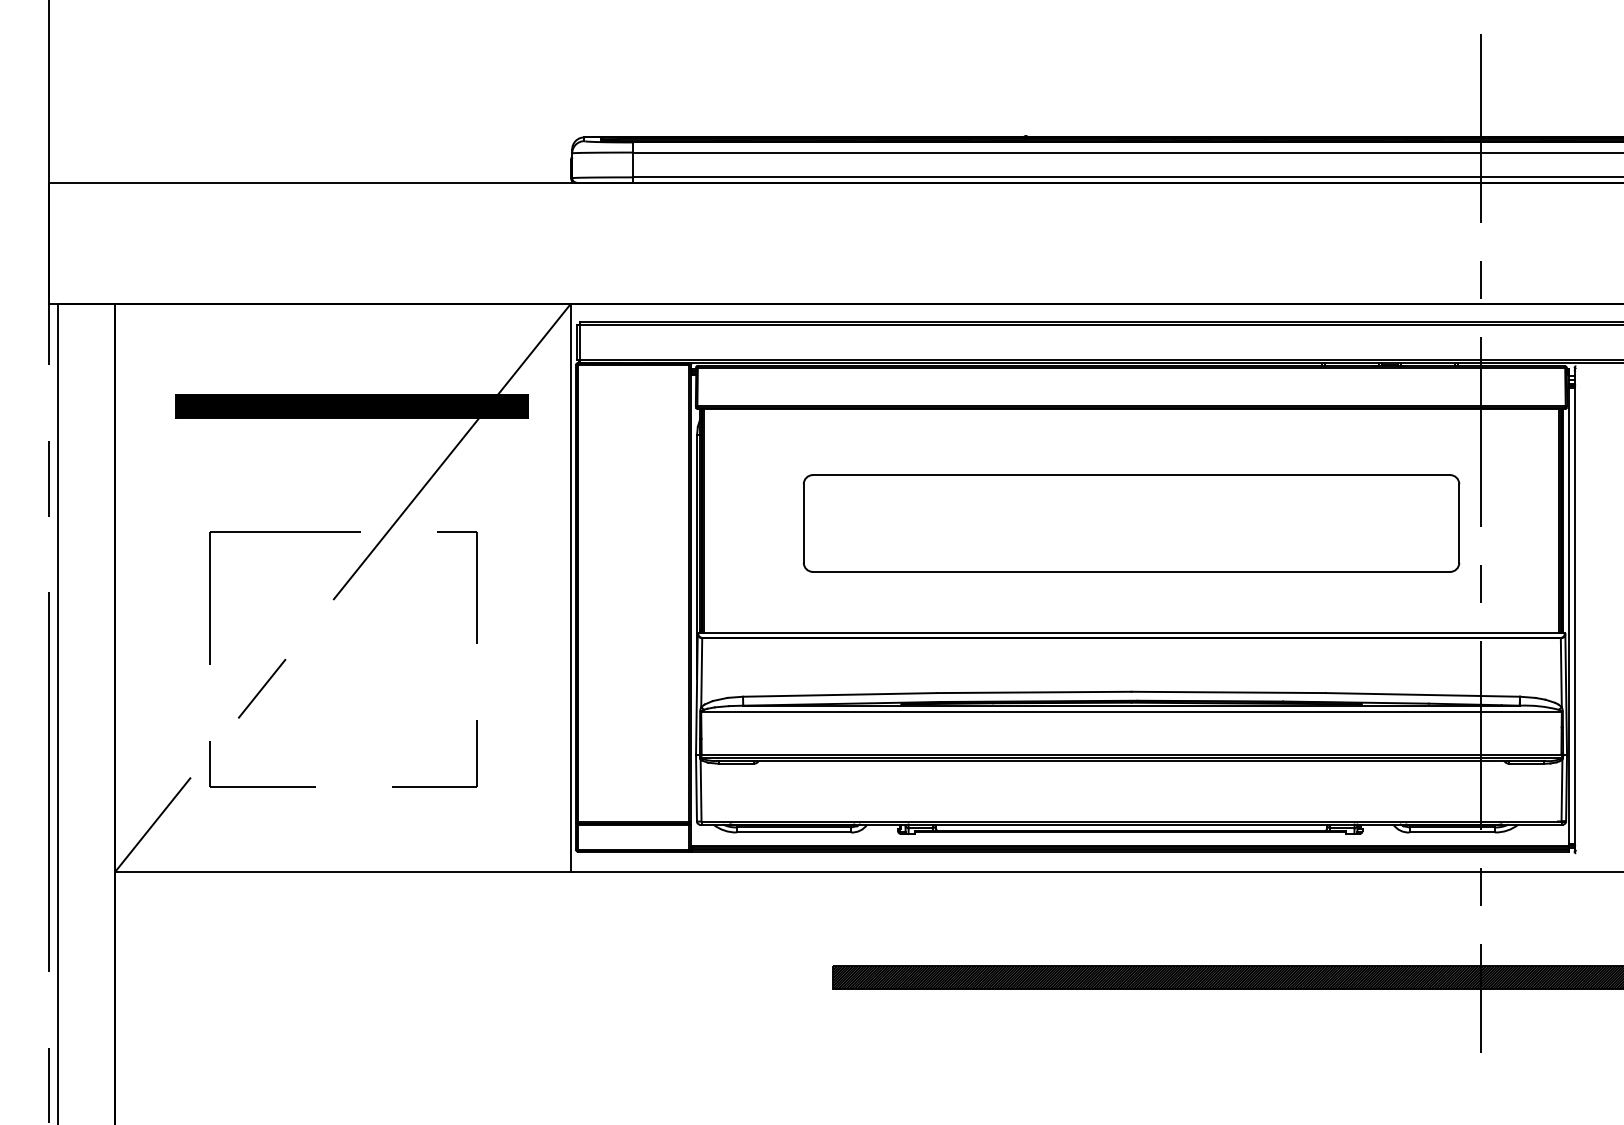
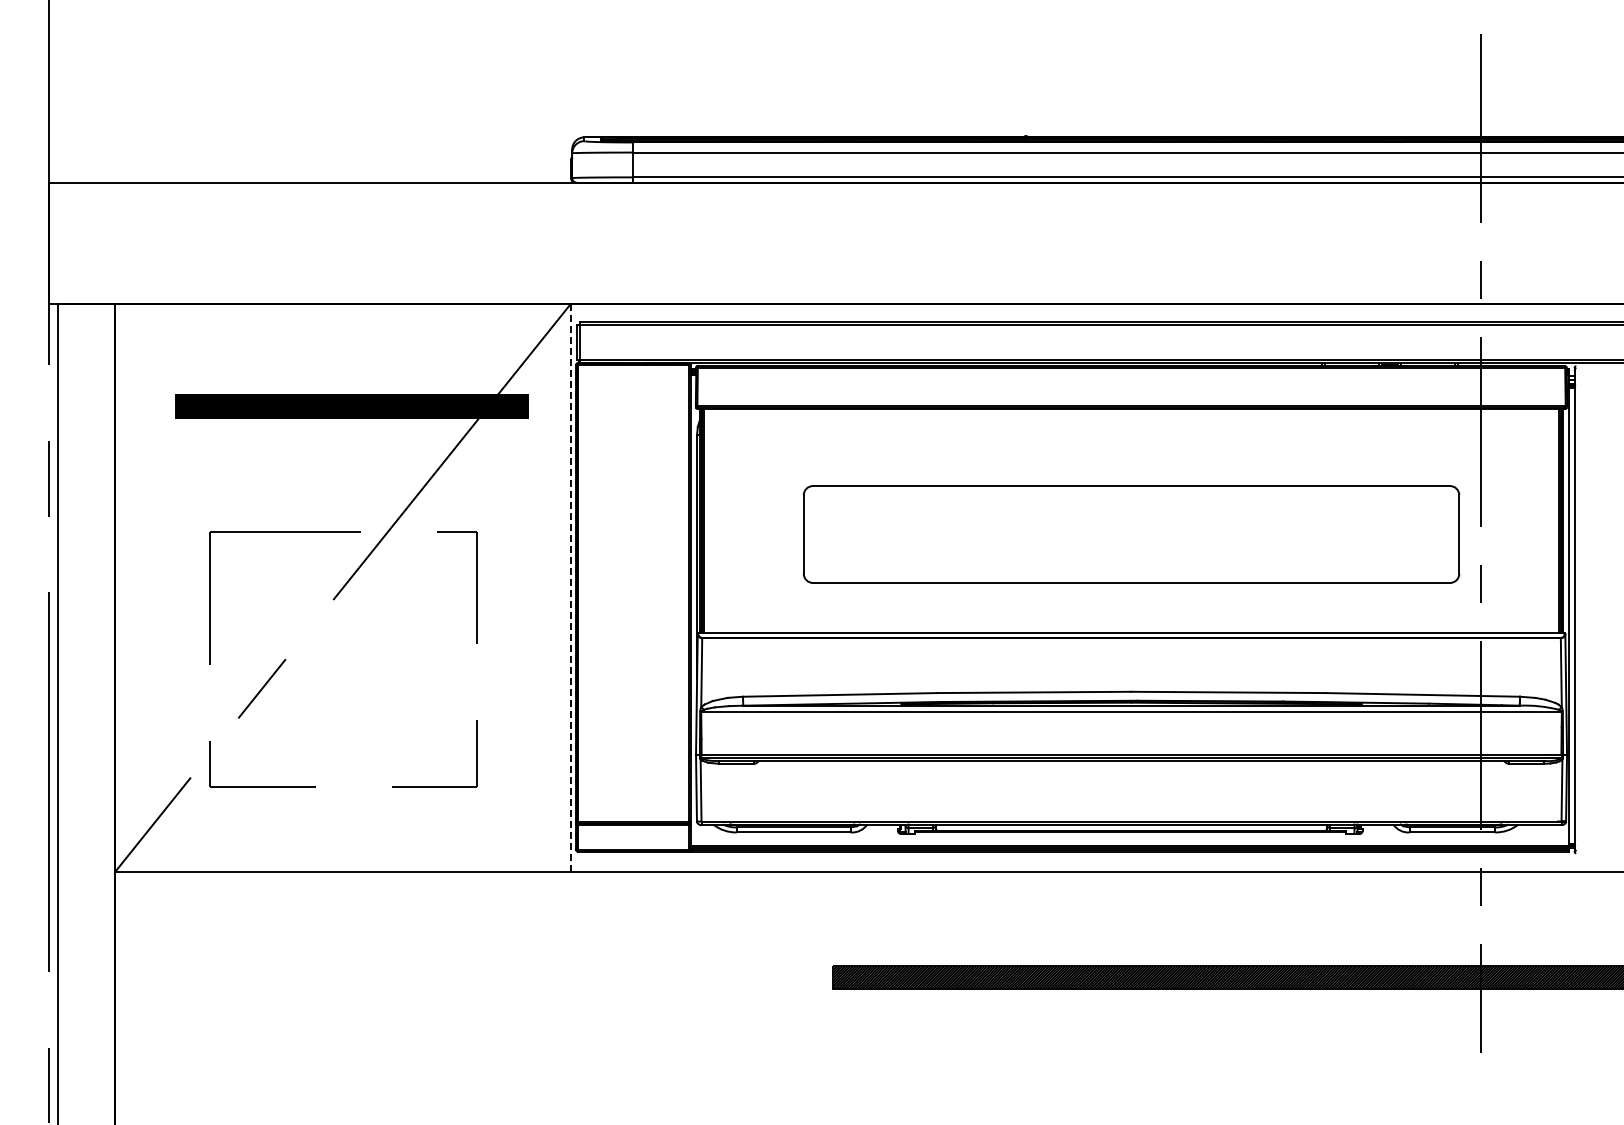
part position: (1131, 523) -> (1131, 534) (1131, 534)
line: solid -> dashed (570, 587)
